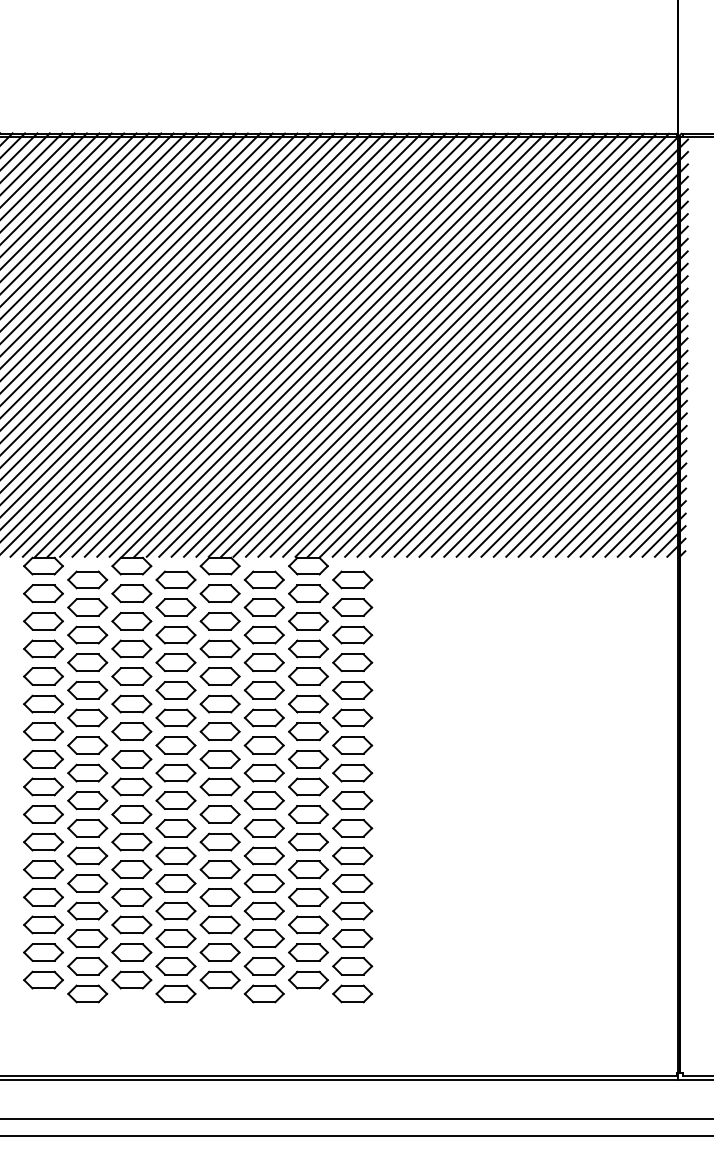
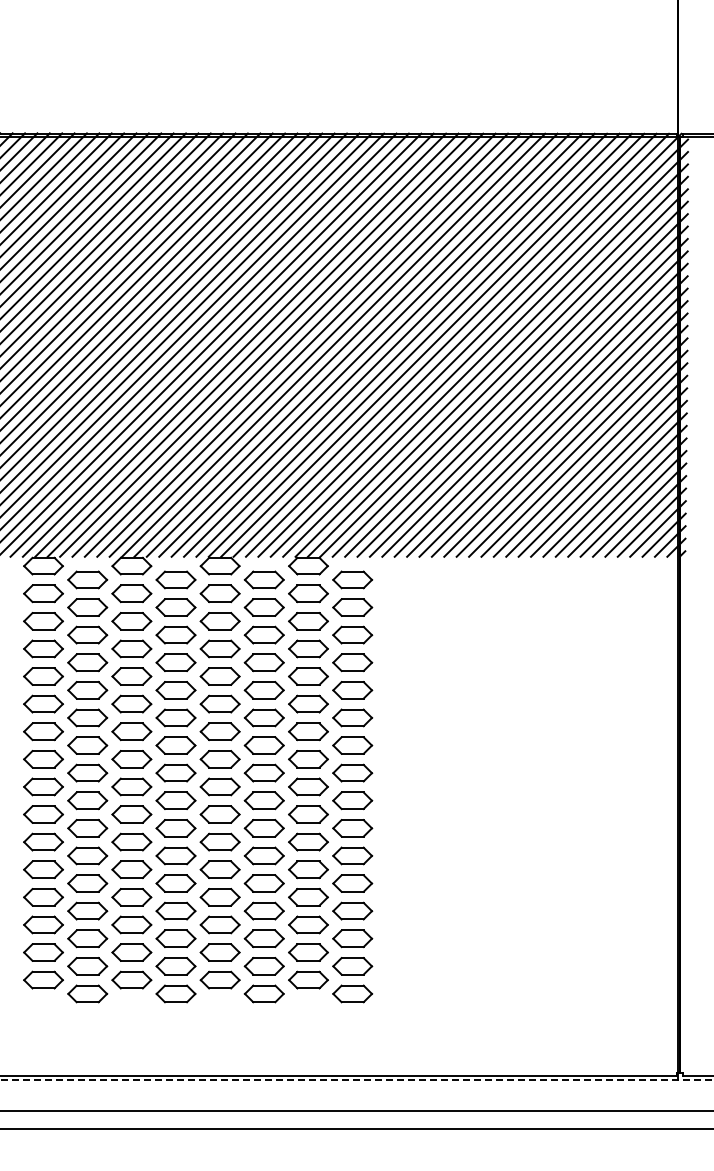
line: solid -> dashed (356, 1080)
line position: (356, 1118) -> (356, 1110) (356, 1110)
line position: (356, 1135) -> (356, 1128) (356, 1128)
